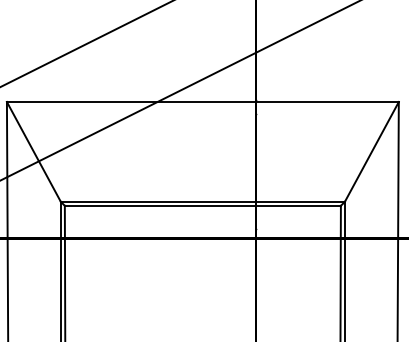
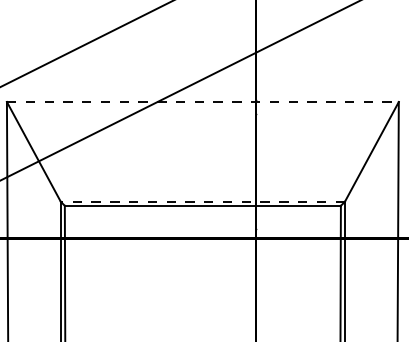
line: solid -> dashed (202, 102)
line: solid -> dashed (202, 201)
